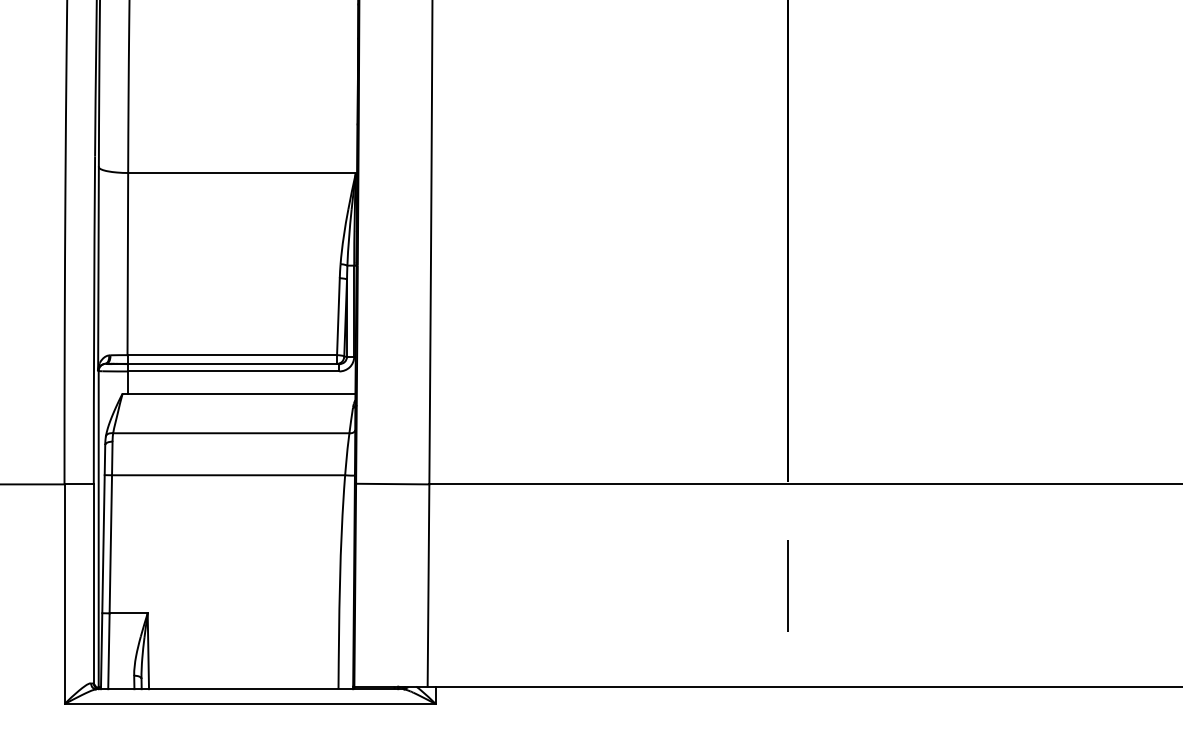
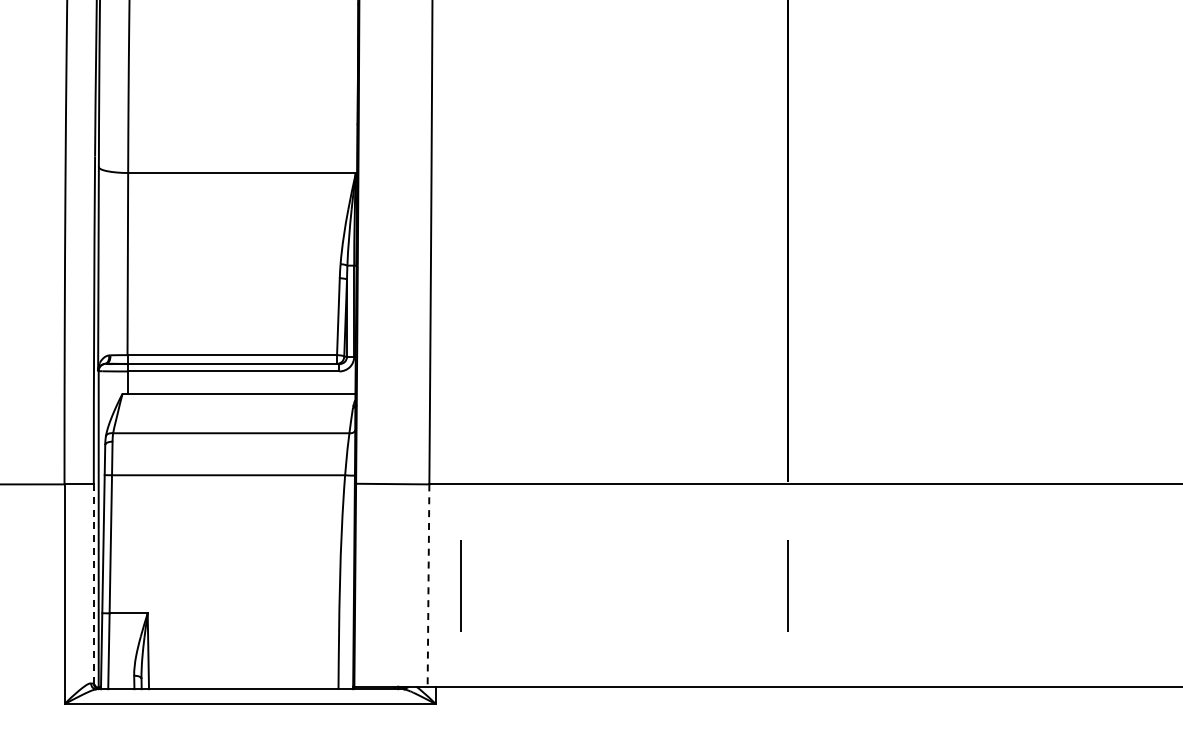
line: solid -> dashed (93, 584)
line: none -> present (460, 585)
line: solid -> dashed (428, 586)
